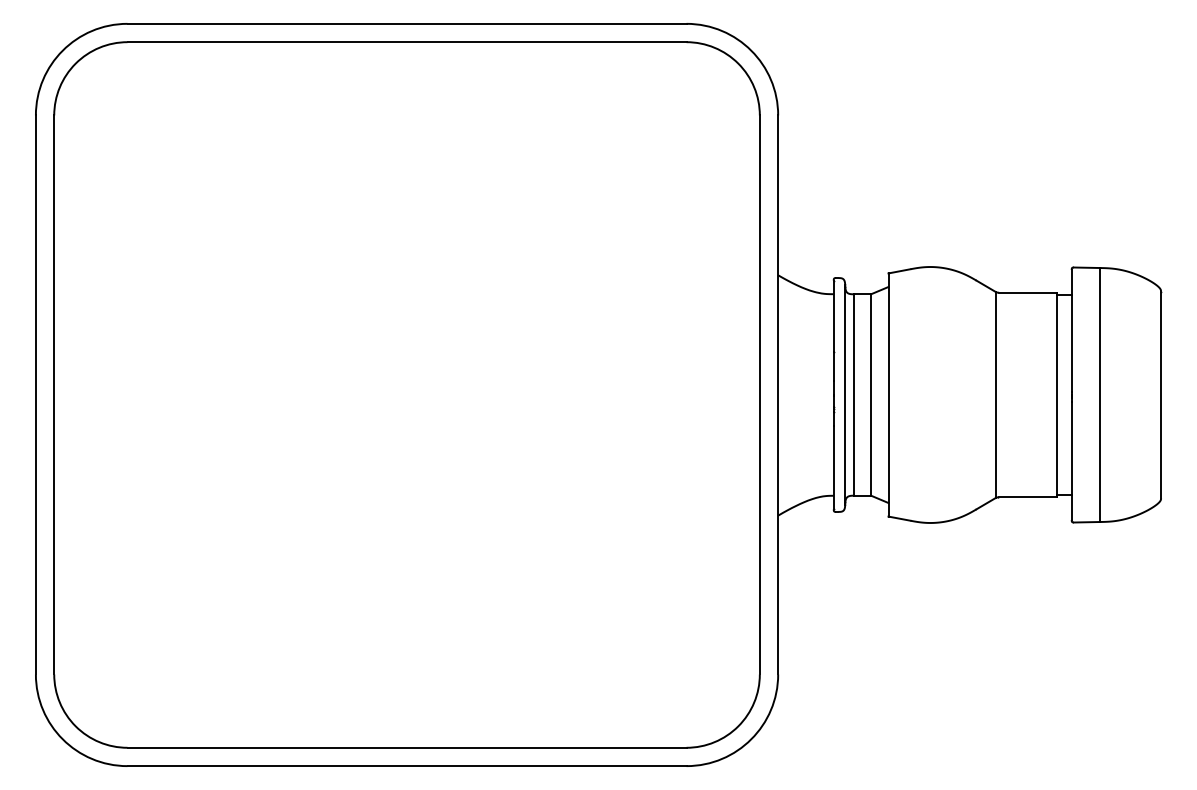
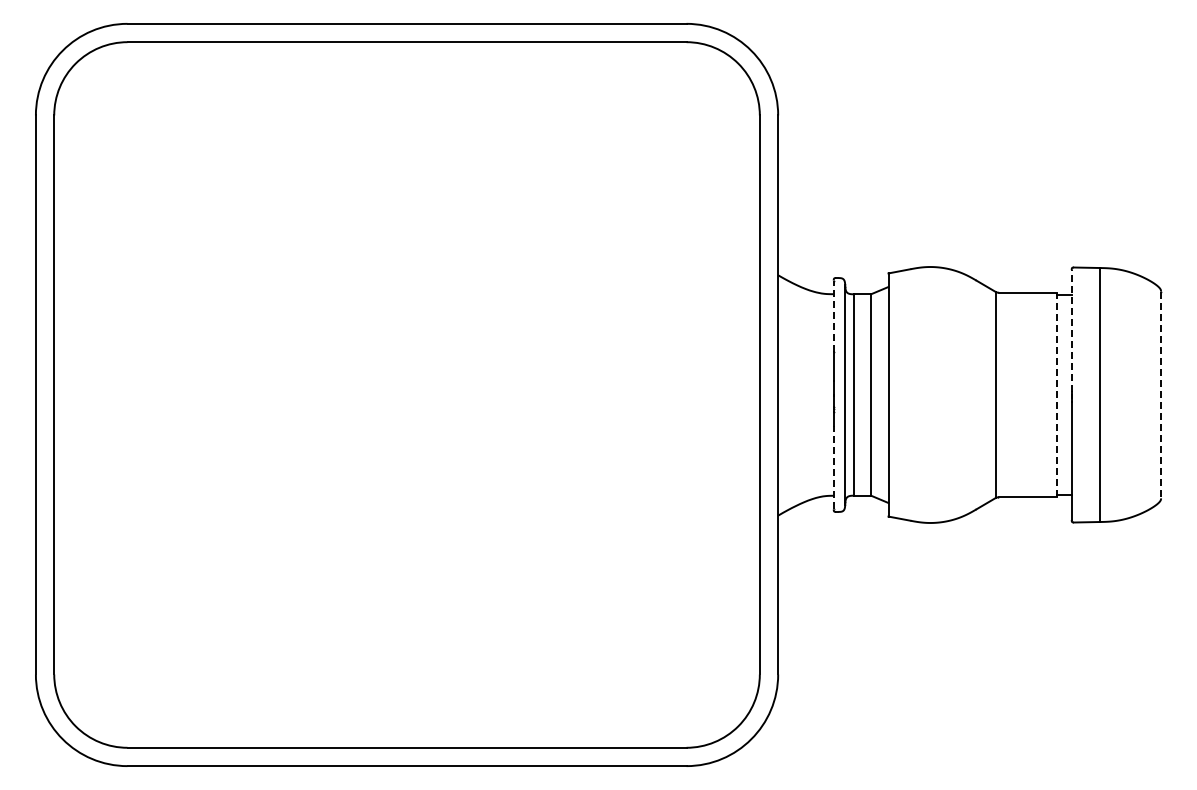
line: solid -> dashed (833, 316)
line: solid -> dashed (1071, 330)
line: solid -> dashed (1057, 394)
line: solid -> dashed (1161, 395)
line: solid -> dashed (833, 467)
